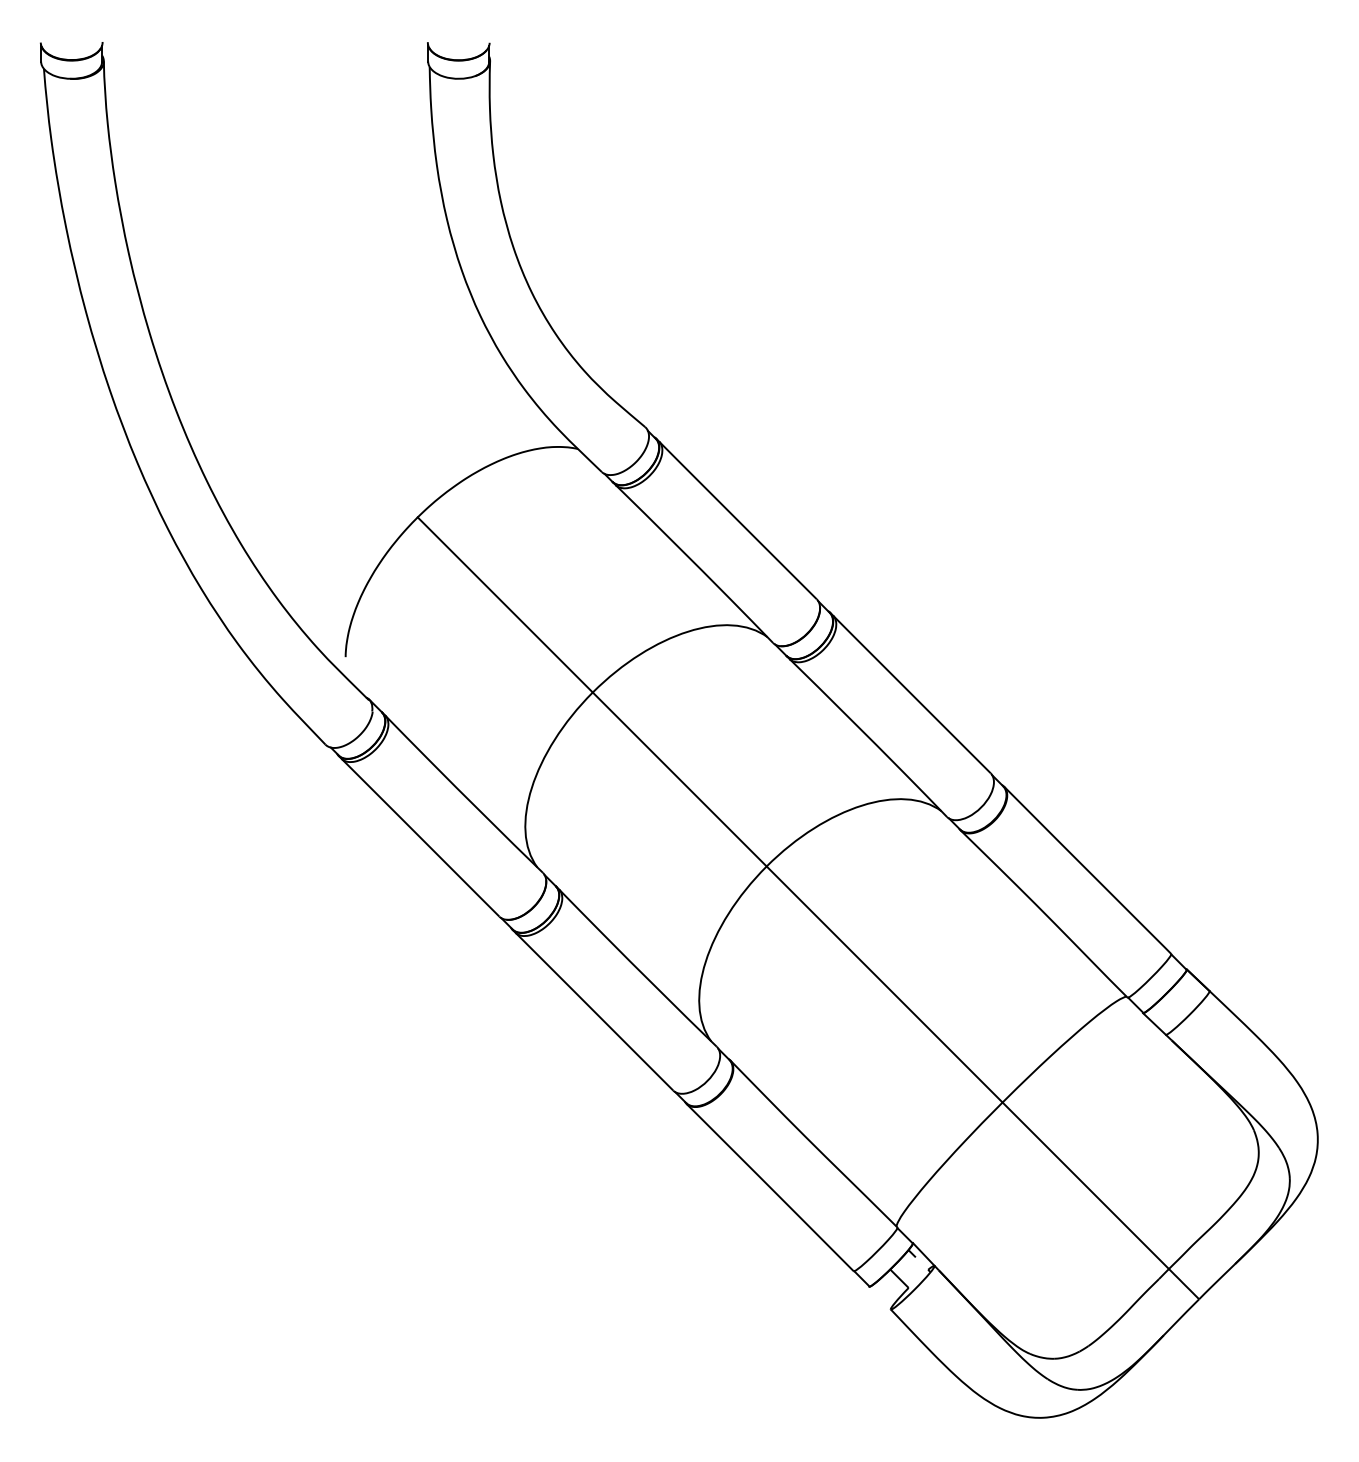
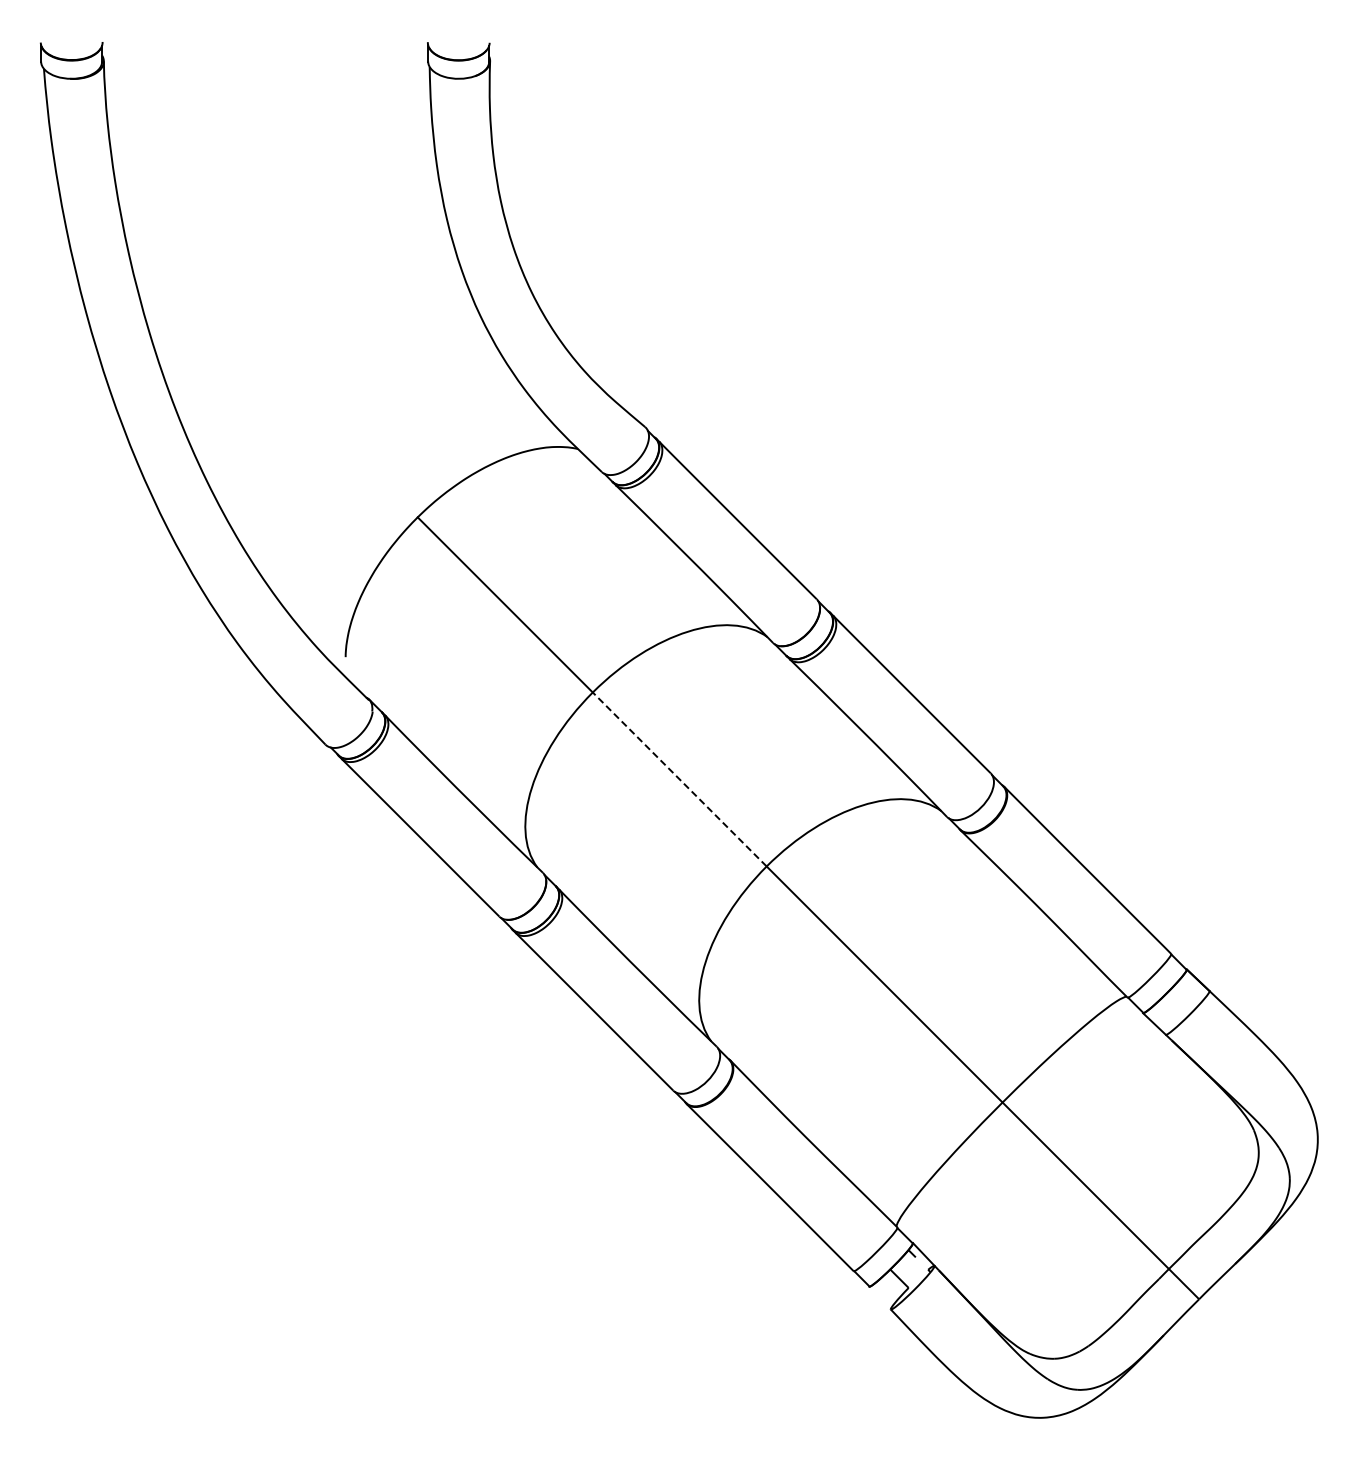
line: solid -> dashed (679, 779)
